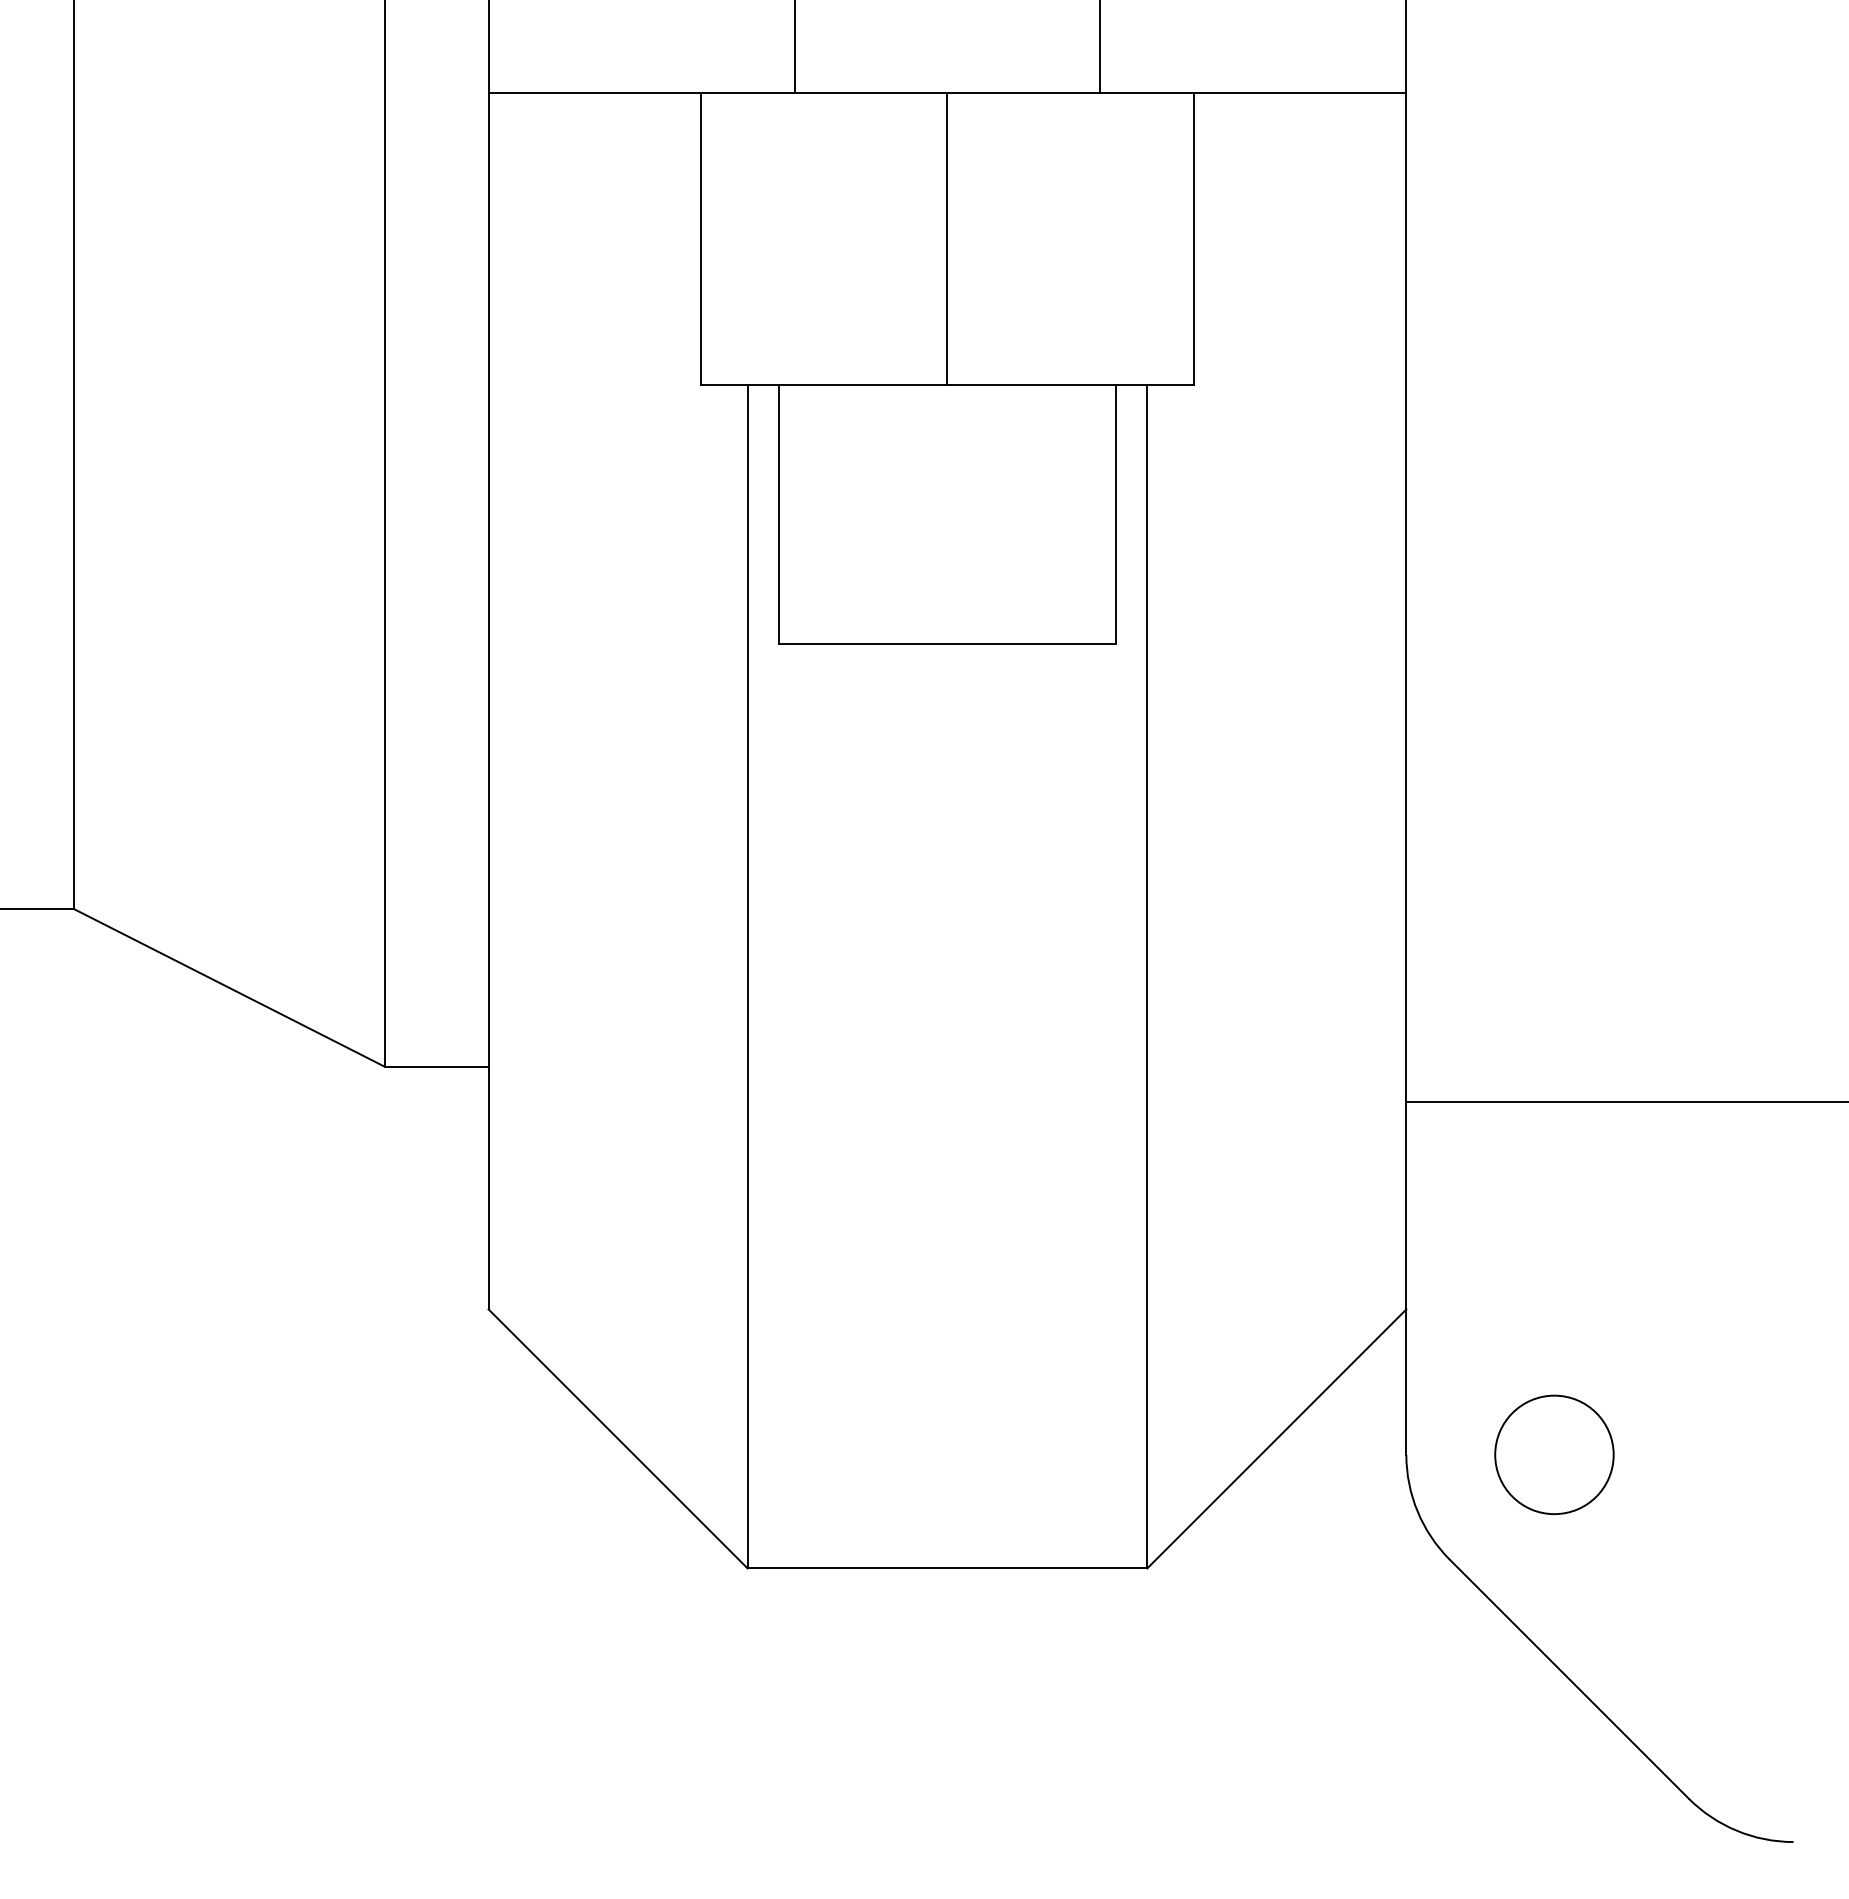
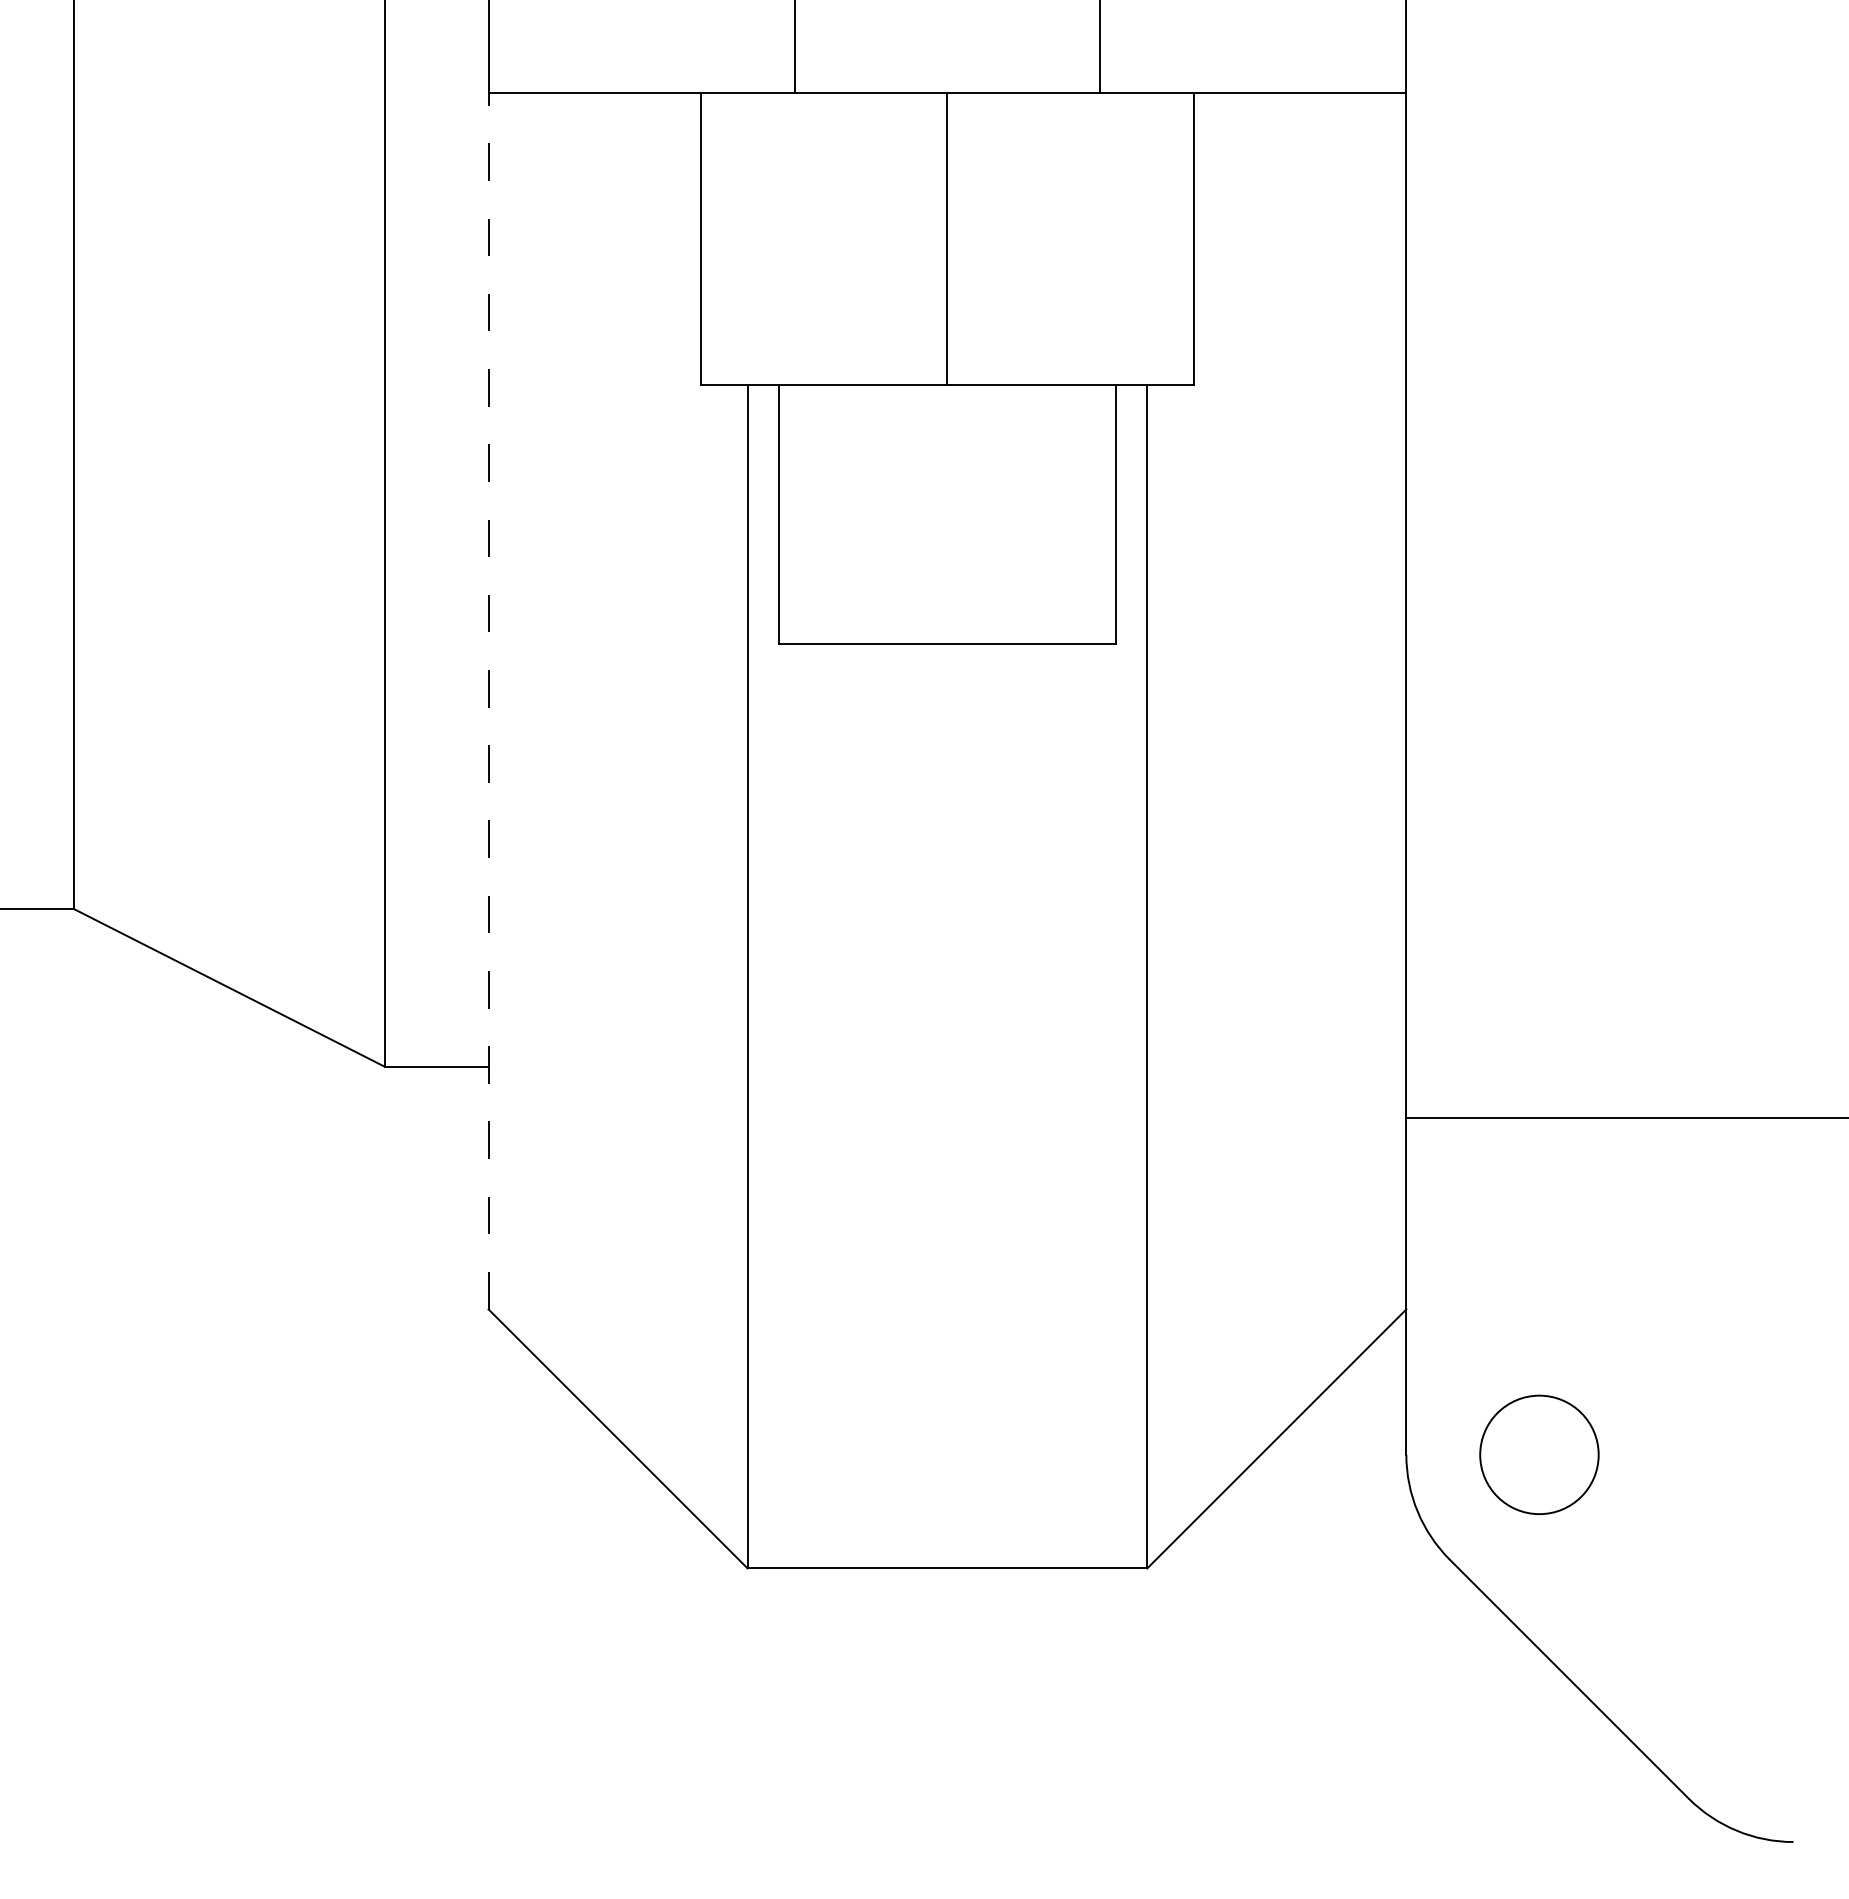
line: solid -> dashed (488, 700)
line position: (1625, 1101) -> (1625, 1117) (1625, 1117)
circle position: (1554, 1454) -> (1539, 1454) (1539, 1454)
